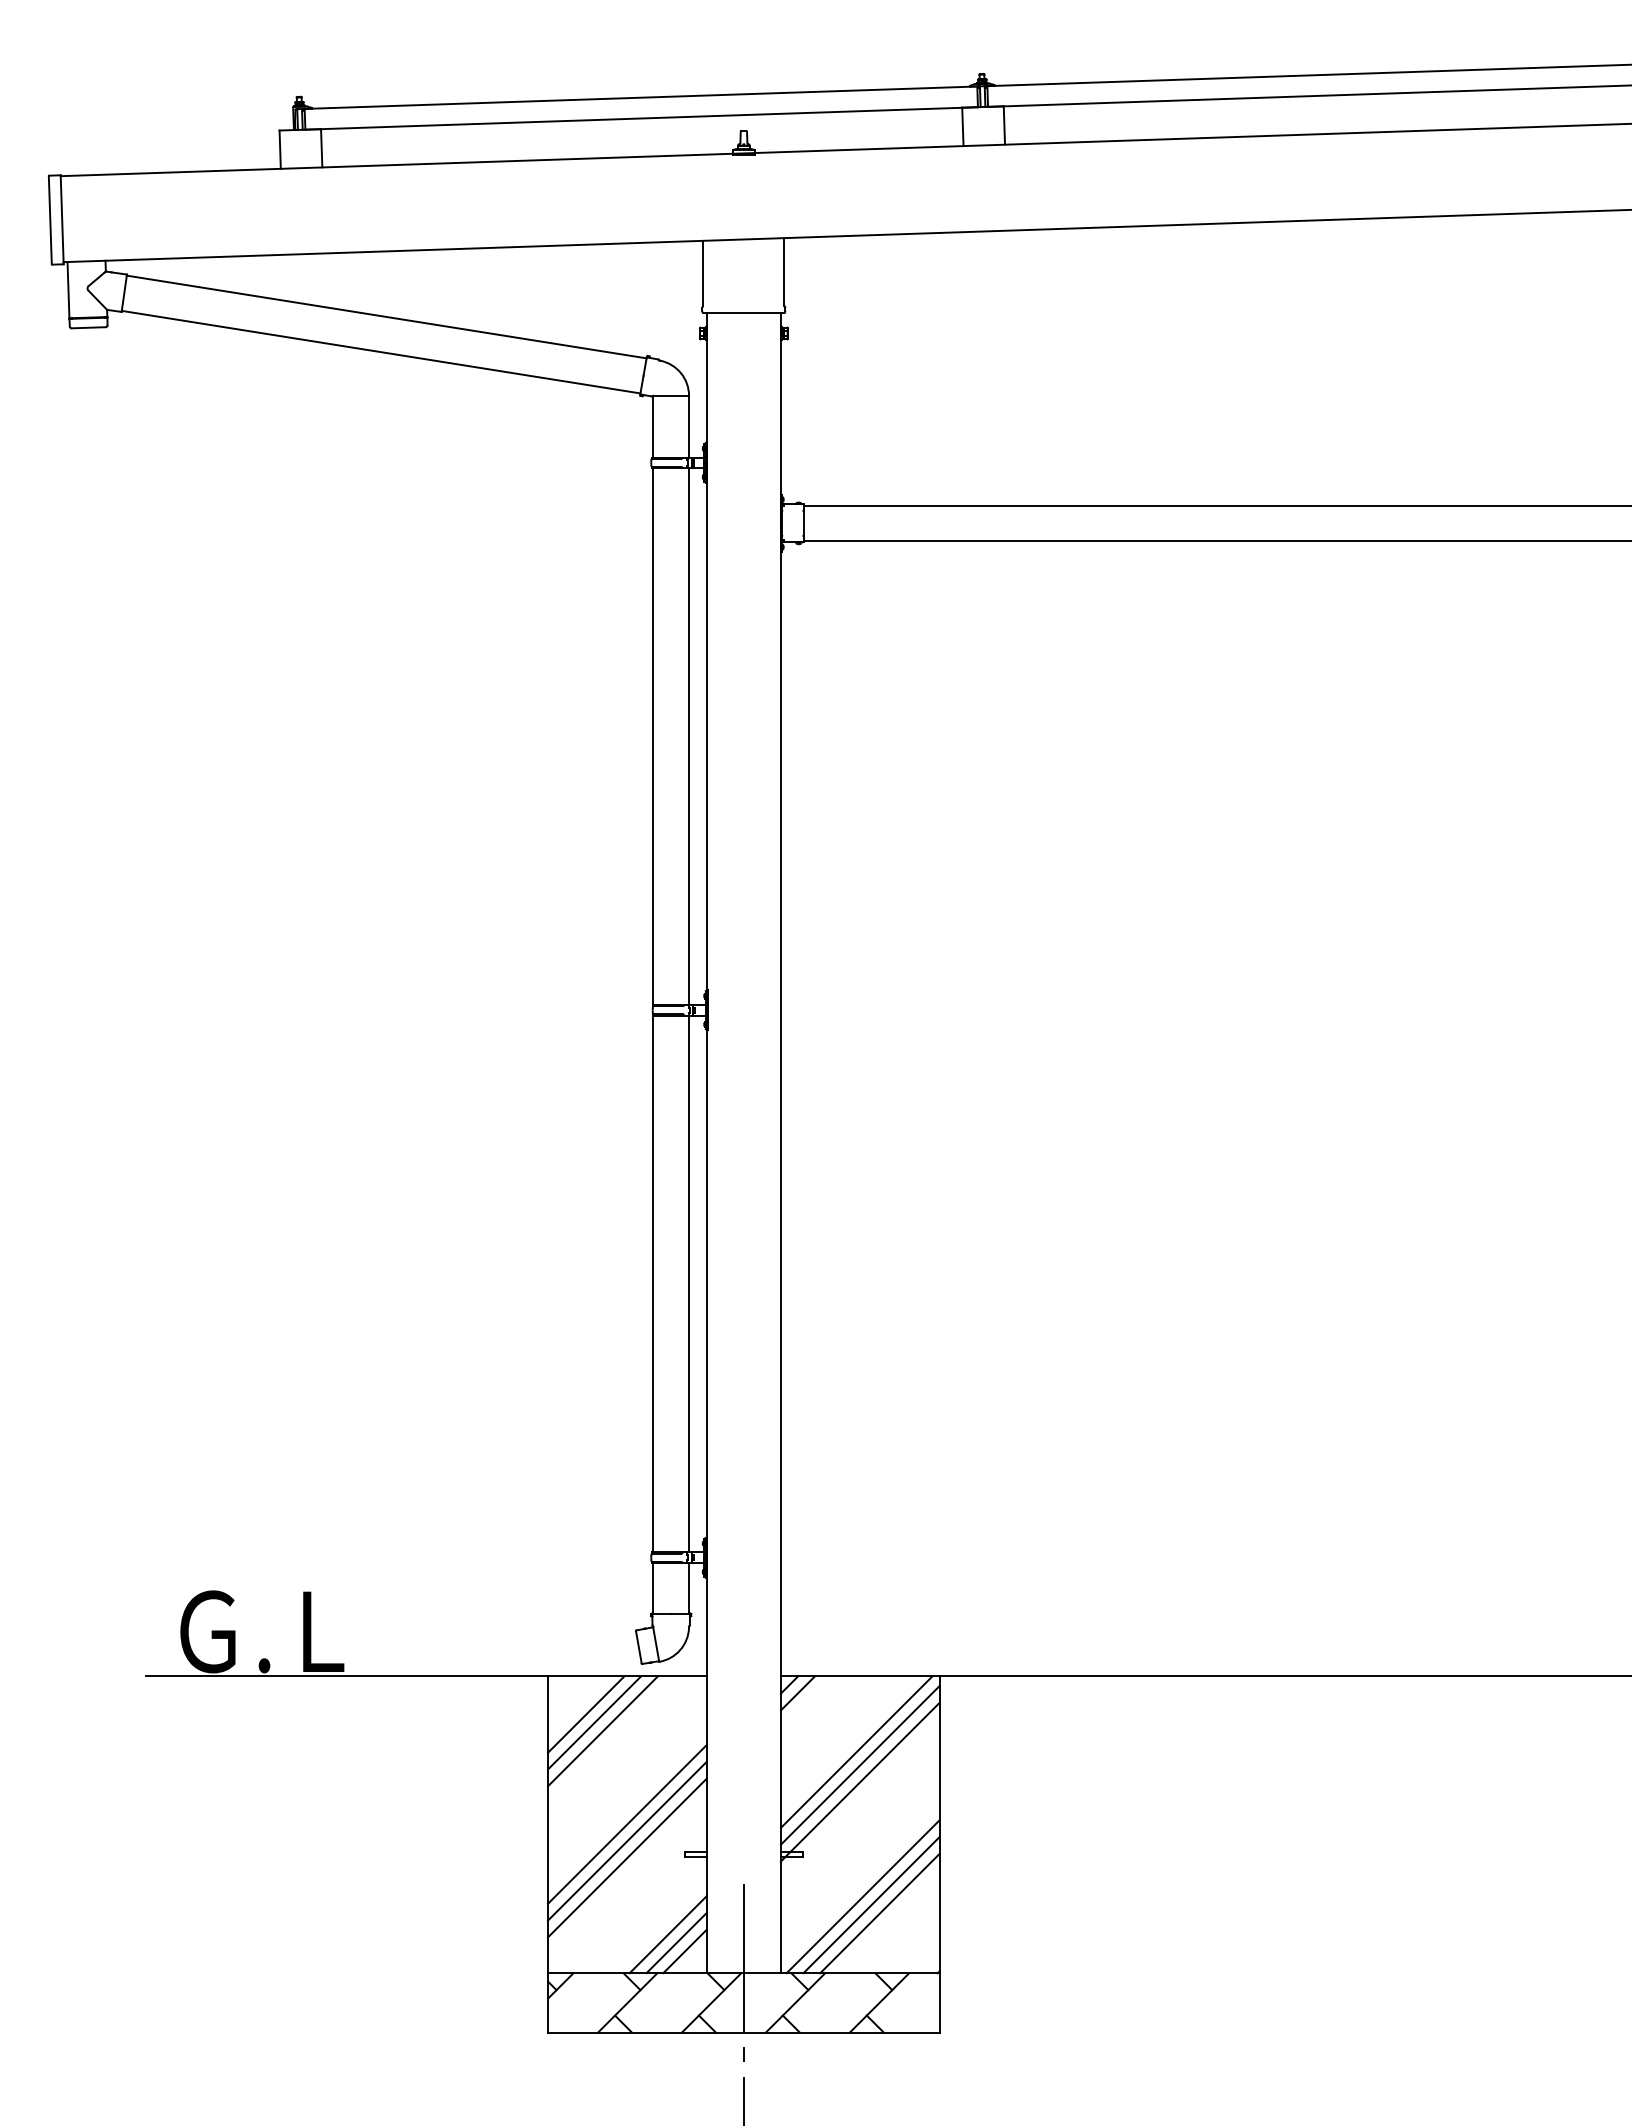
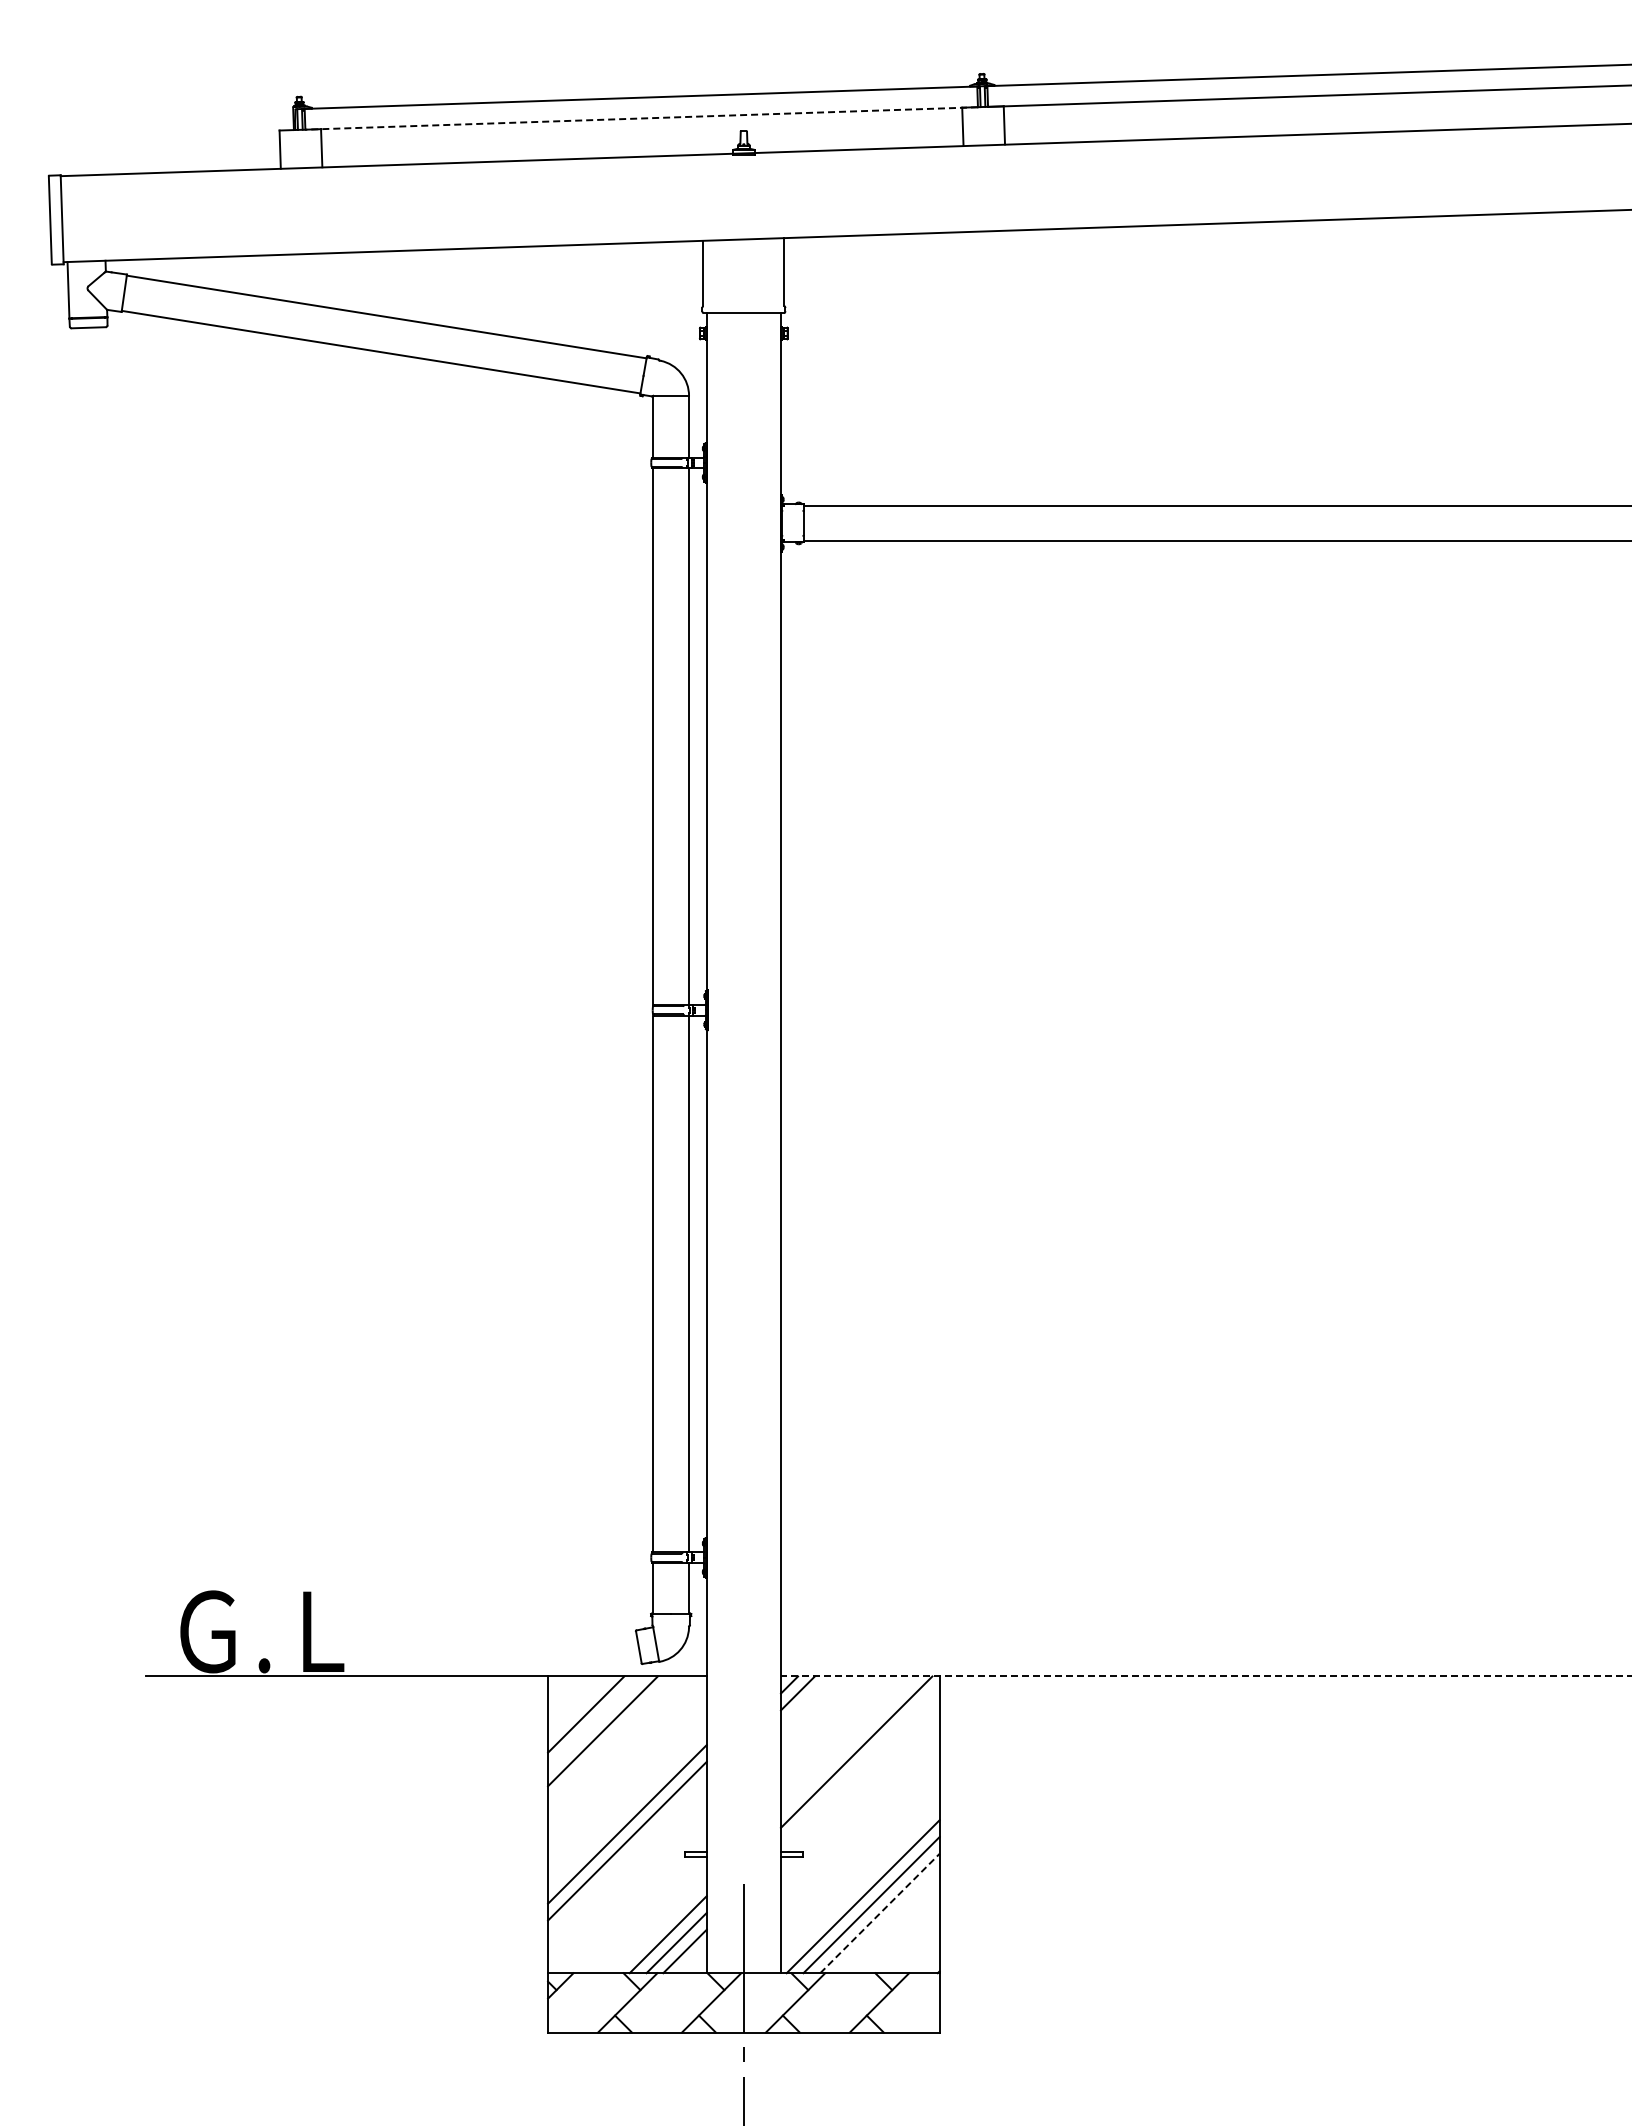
line: solid -> dashed (641, 118)
line: solid -> dashed (1205, 1676)
line: present -> none (594, 1722)
line: present -> none (859, 1764)
line: present -> none (859, 1781)
line: present -> none (627, 1857)
line: solid -> dashed (880, 1913)
